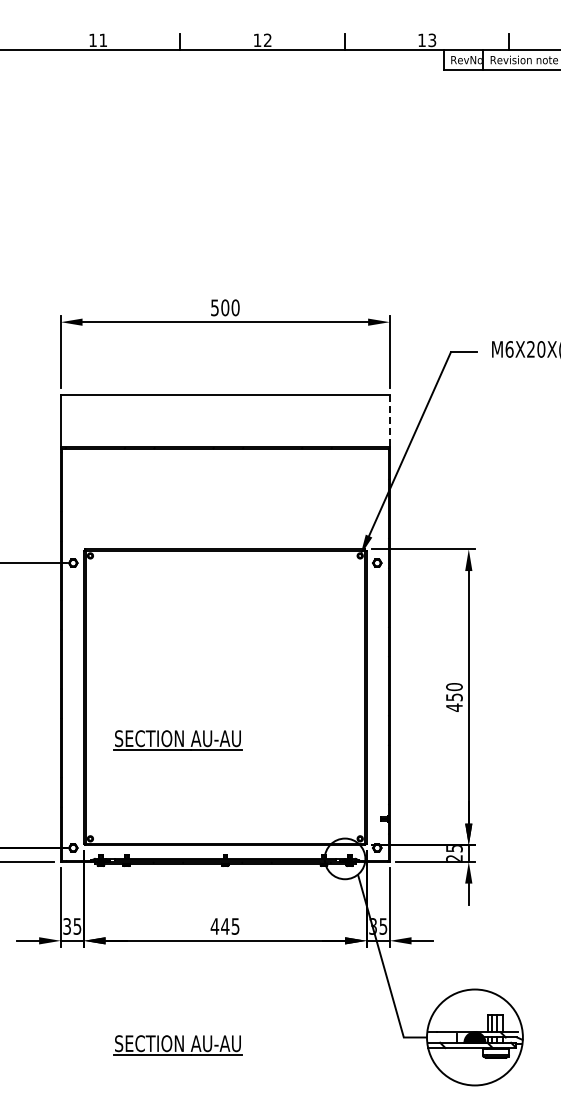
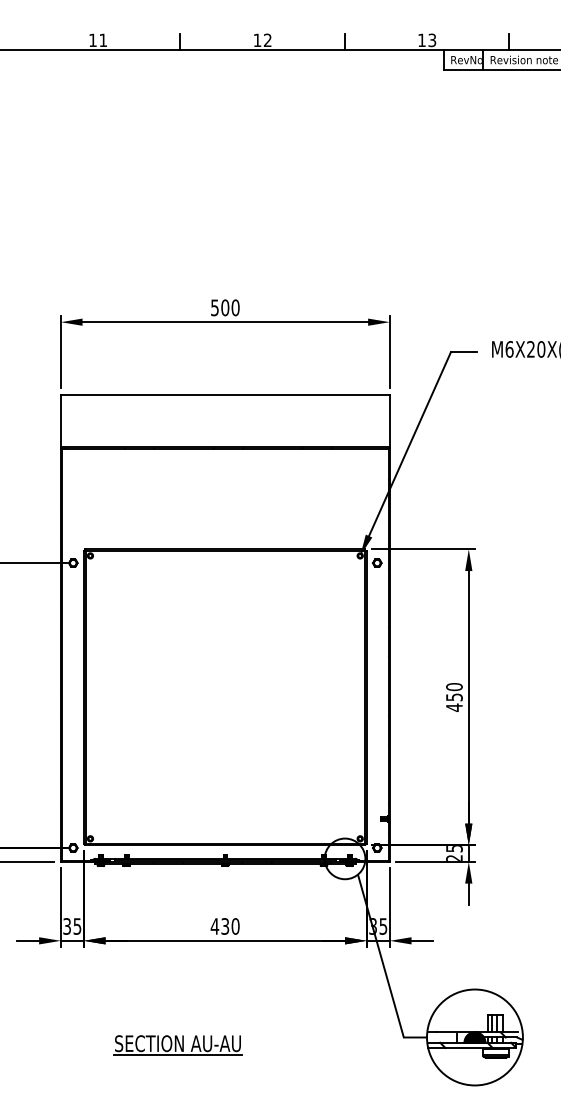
line: dashed -> solid (389, 421)
part: present -> none (177, 740)
text: 445 -> 430 (230, 926)
